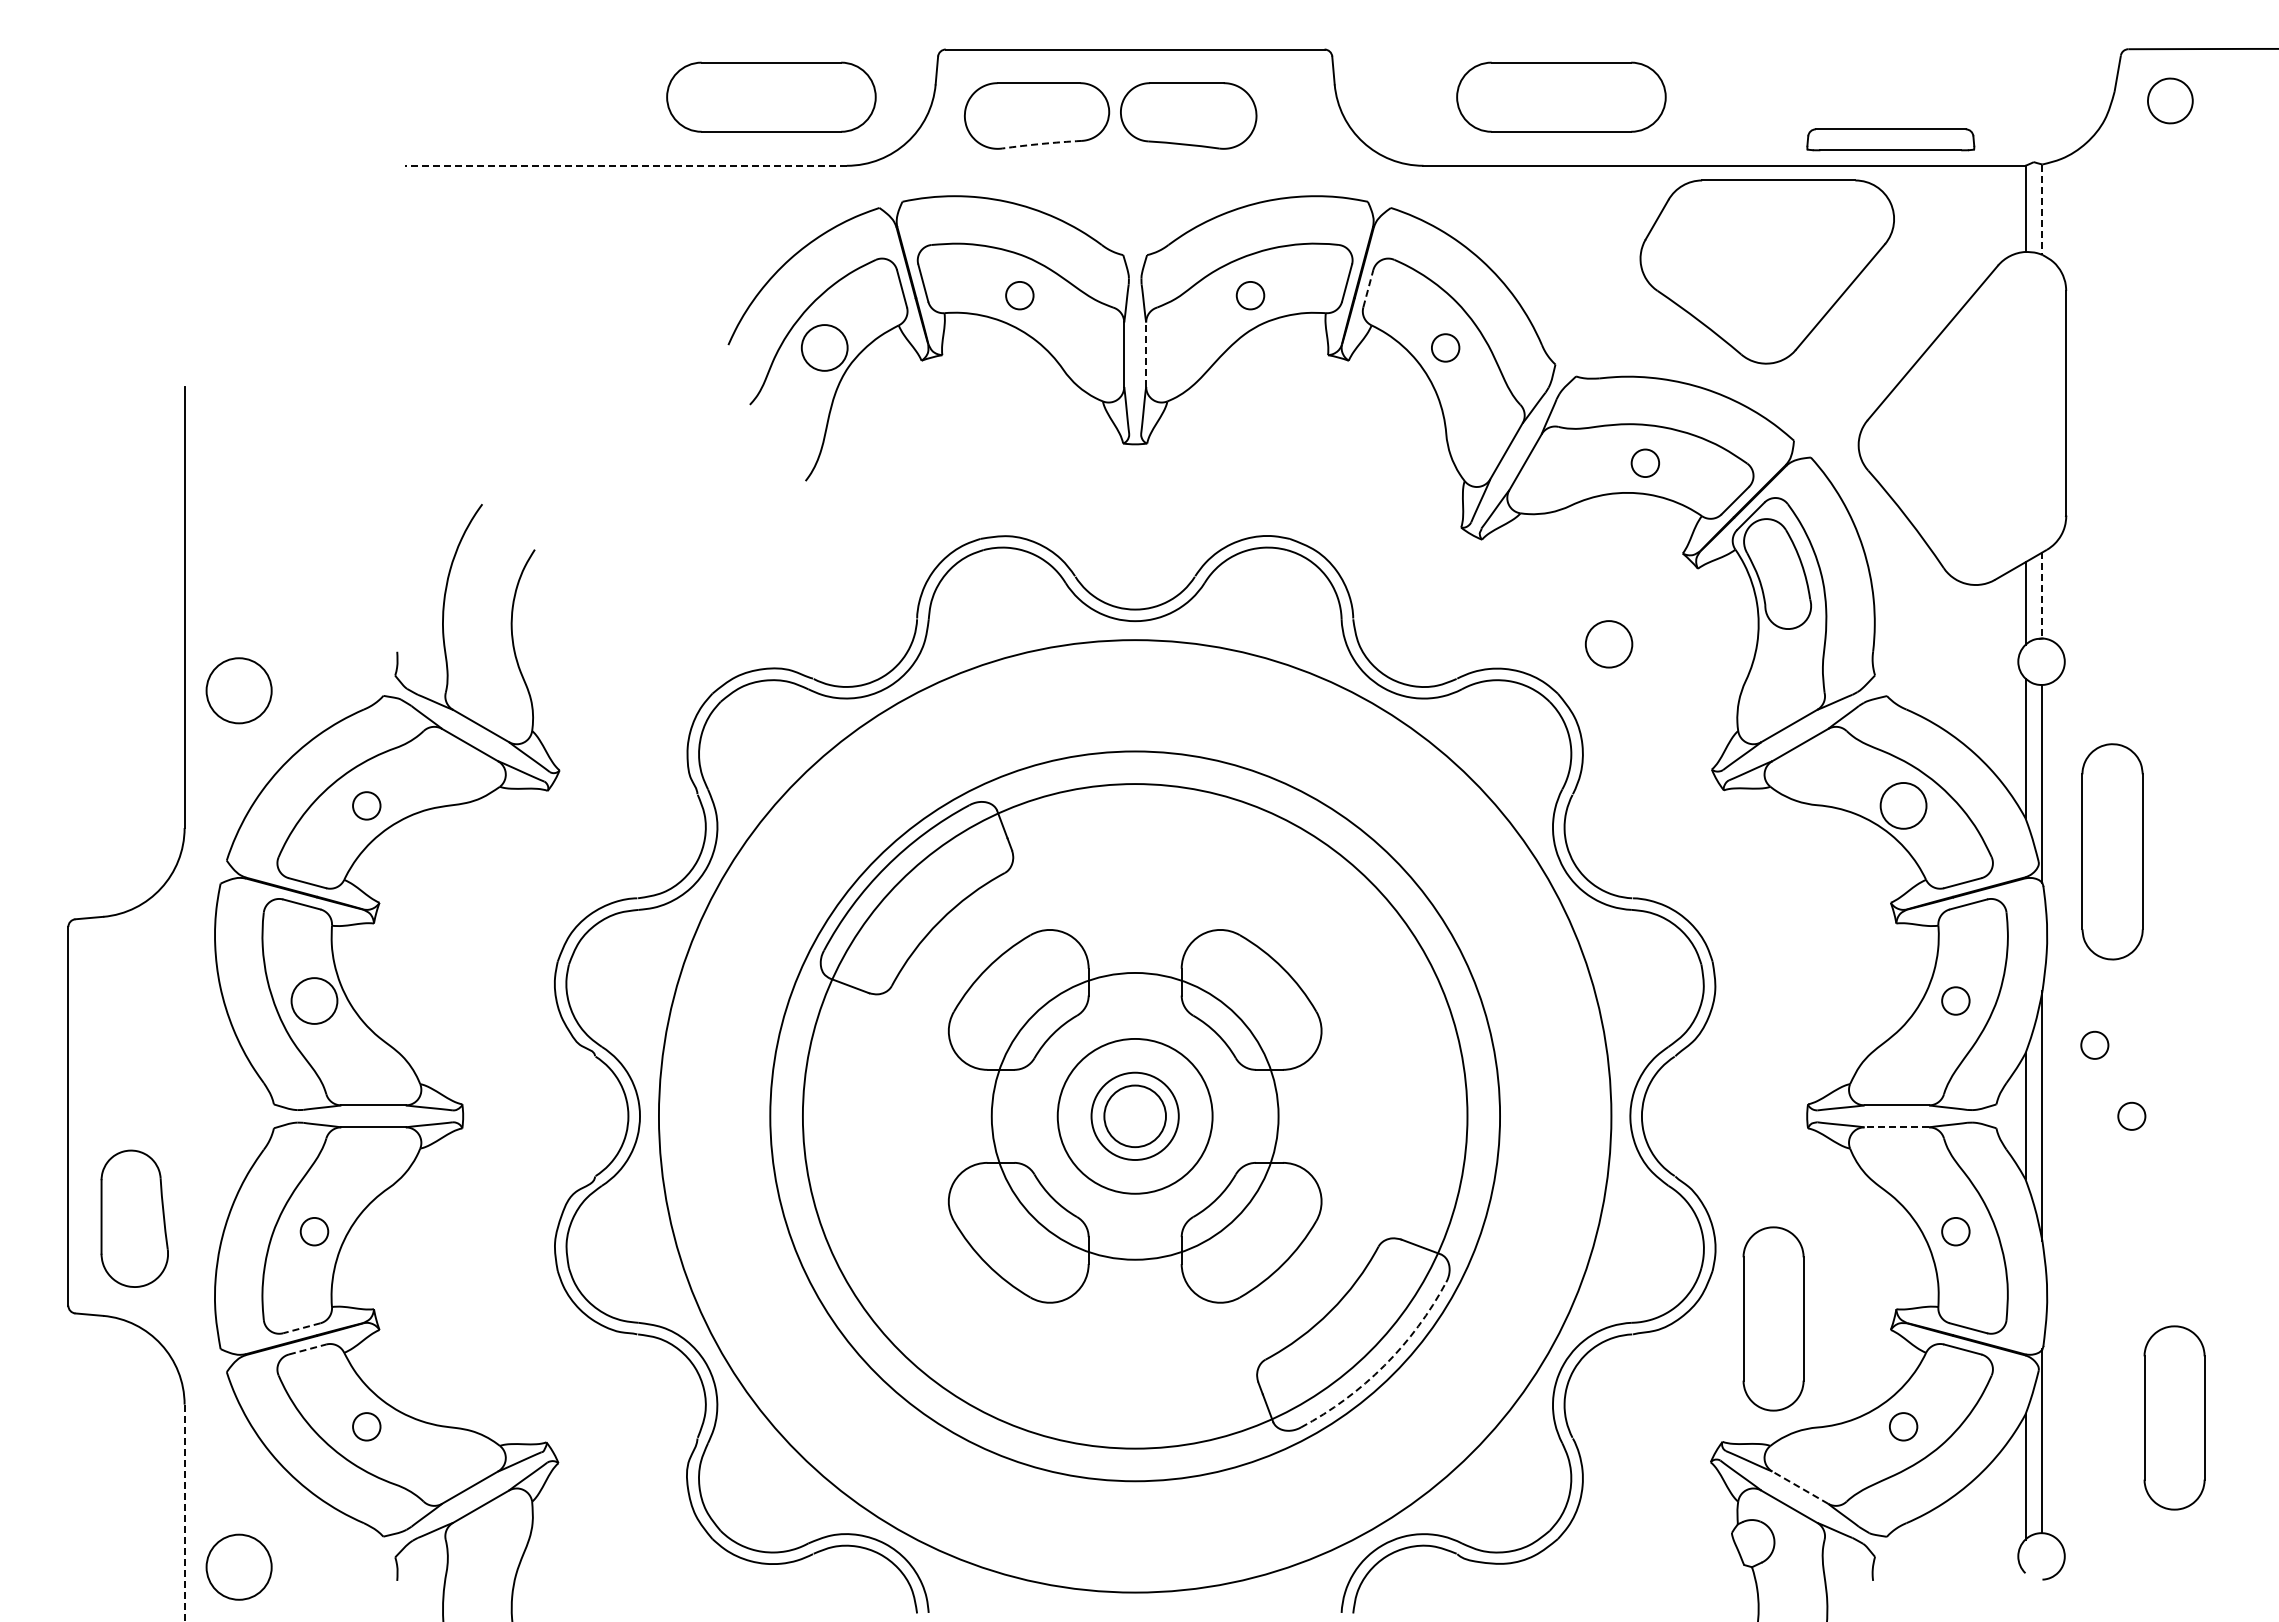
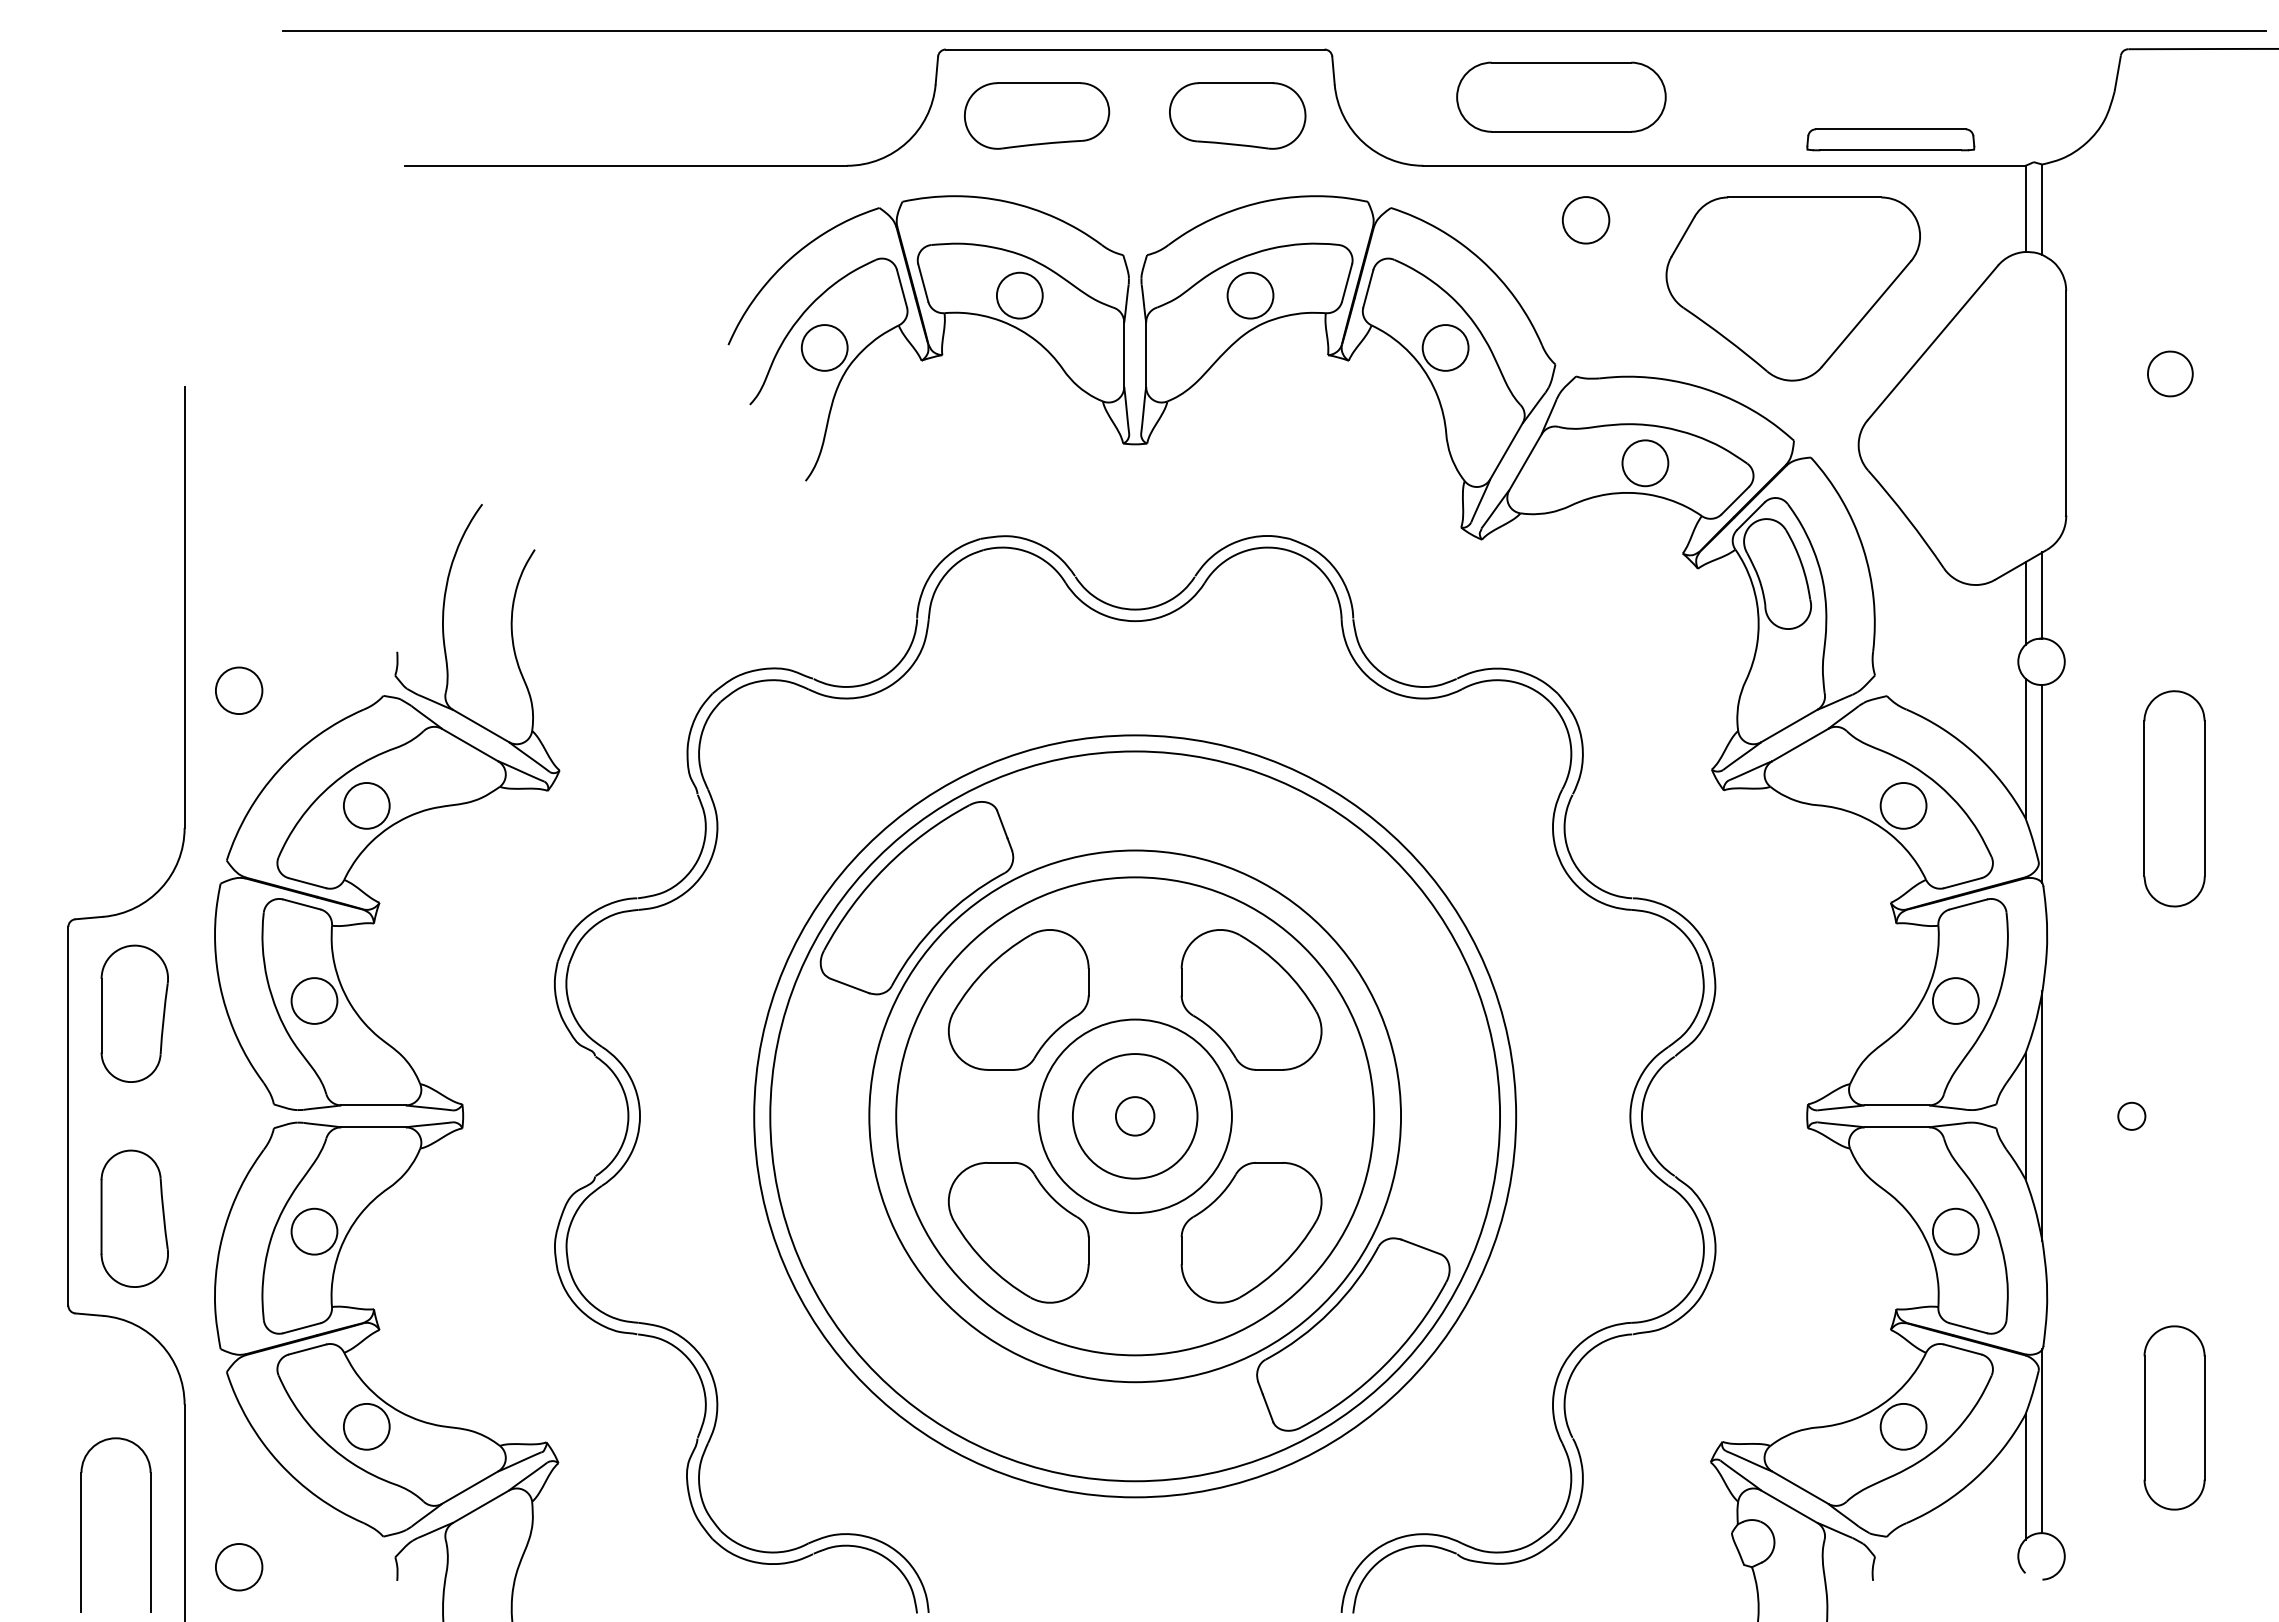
line: none -> present (1274, 31)
part: present -> none (771, 96)
part position: (2170, 100) -> (2170, 373) (2170, 373)
part position: (1188, 115) -> (1237, 115) (1237, 115)
arc: dashed -> solid (1041, 143)
line: dashed -> solid (626, 165)
line: dashed -> solid (2042, 210)
part position: (1766, 271) -> (1792, 288) (1792, 288)
line: dashed -> solid (1368, 288)
circle diameter: 27 px -> 46 px (1019, 295)
circle diameter: 27 px -> 46 px (1250, 295)
circle diameter: 27 px -> 46 px (1445, 347)
line: dashed -> solid (1146, 354)
circle diameter: 27 px -> 46 px (1645, 463)
line: dashed -> solid (2042, 595)
circle position: (1608, 644) -> (1585, 220) (1585, 220)
circle diameter: 65 px -> 47 px (238, 690)
circle diameter: 27 px -> 46 px (366, 805)
part position: (2112, 851) -> (2174, 798) (2174, 798)
circle diameter: 27 px -> 46 px (1955, 1000)
part: none -> present (134, 1013)
part: present -> none (2094, 1044)
circle diameter: 155 px -> 194 px (1134, 1116)
circle diameter: 287 px -> 478 px (1135, 1116)
circle diameter: 87 px -> 125 px (1134, 1116)
circle diameter: 62 px -> 39 px (1134, 1116)
circle diameter: 665 px -> 532 px (1135, 1116)
circle diameter: 952 px -> 762 px (1135, 1116)
line: dashed -> solid (1896, 1127)
circle diameter: 27 px -> 46 px (314, 1231)
circle diameter: 27 px -> 46 px (1955, 1231)
part: present -> none (1773, 1318)
line: dashed -> solid (301, 1328)
line: dashed -> solid (308, 1349)
arc: dashed -> solid (1384, 1365)
circle diameter: 27 px -> 46 px (366, 1426)
circle diameter: 27 px -> 46 px (1903, 1426)
line: dashed -> solid (1799, 1487)
line: dashed -> solid (184, 1513)
part: none -> present (81, 1524)
circle diameter: 65 px -> 47 px (238, 1567)
